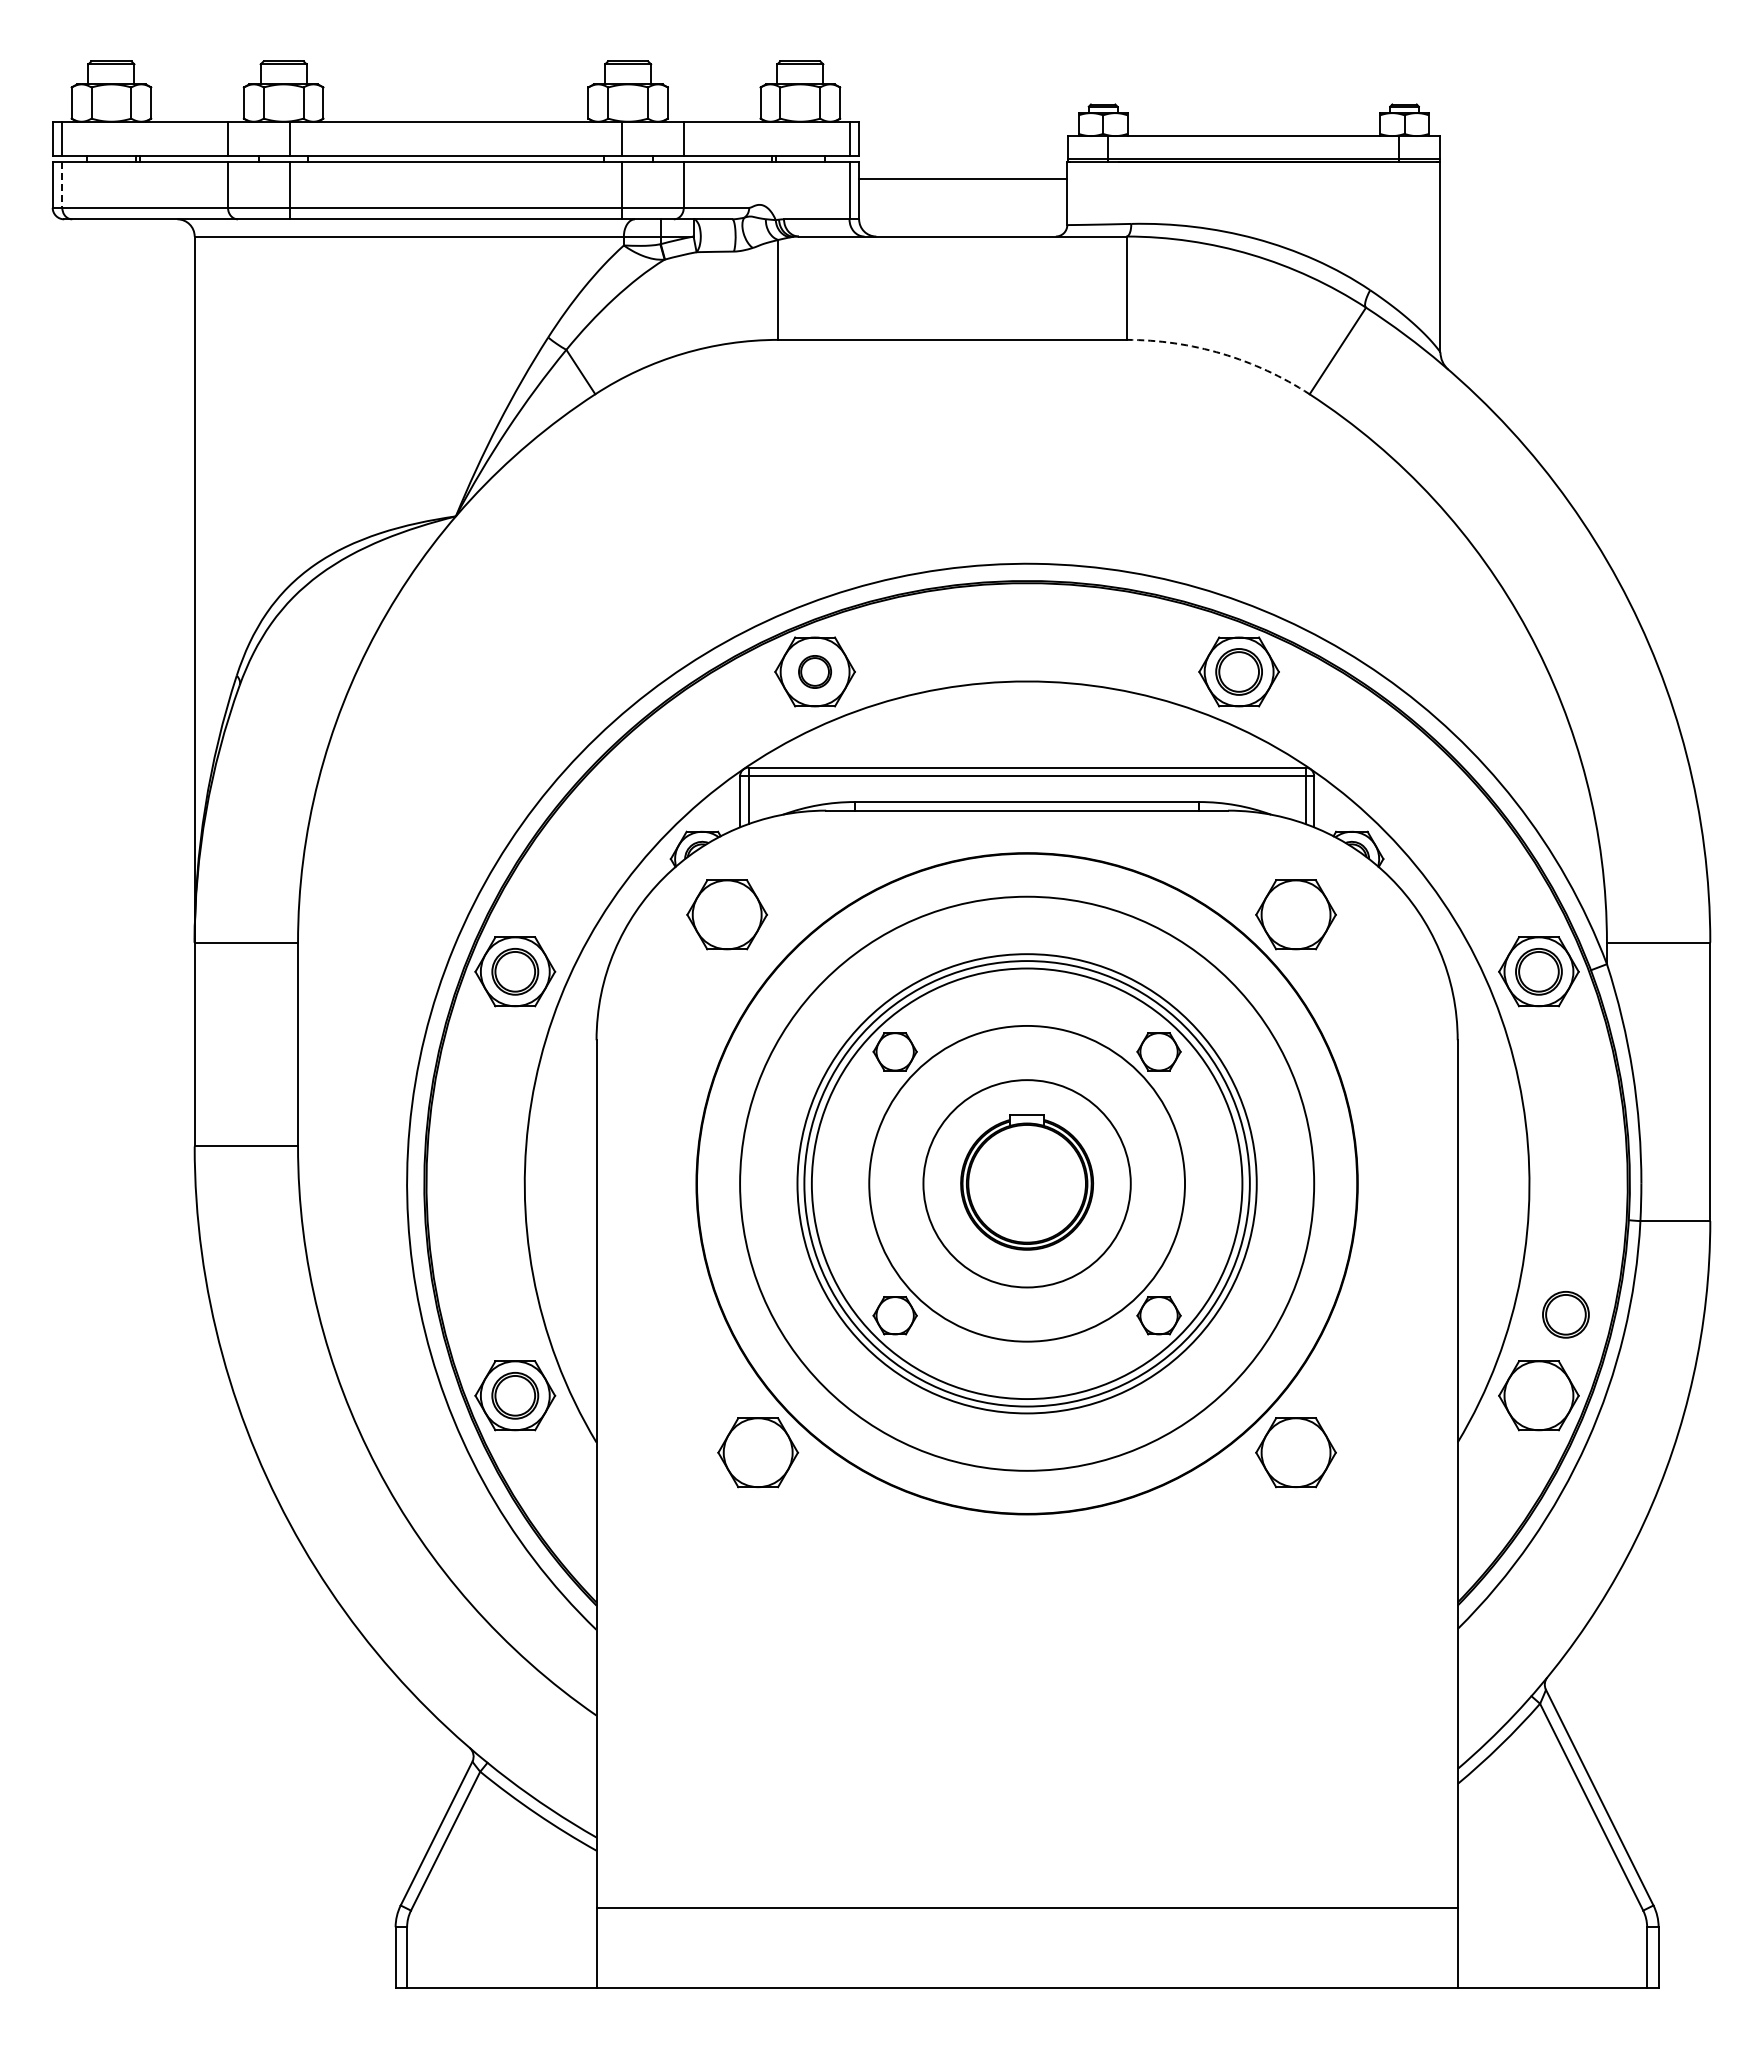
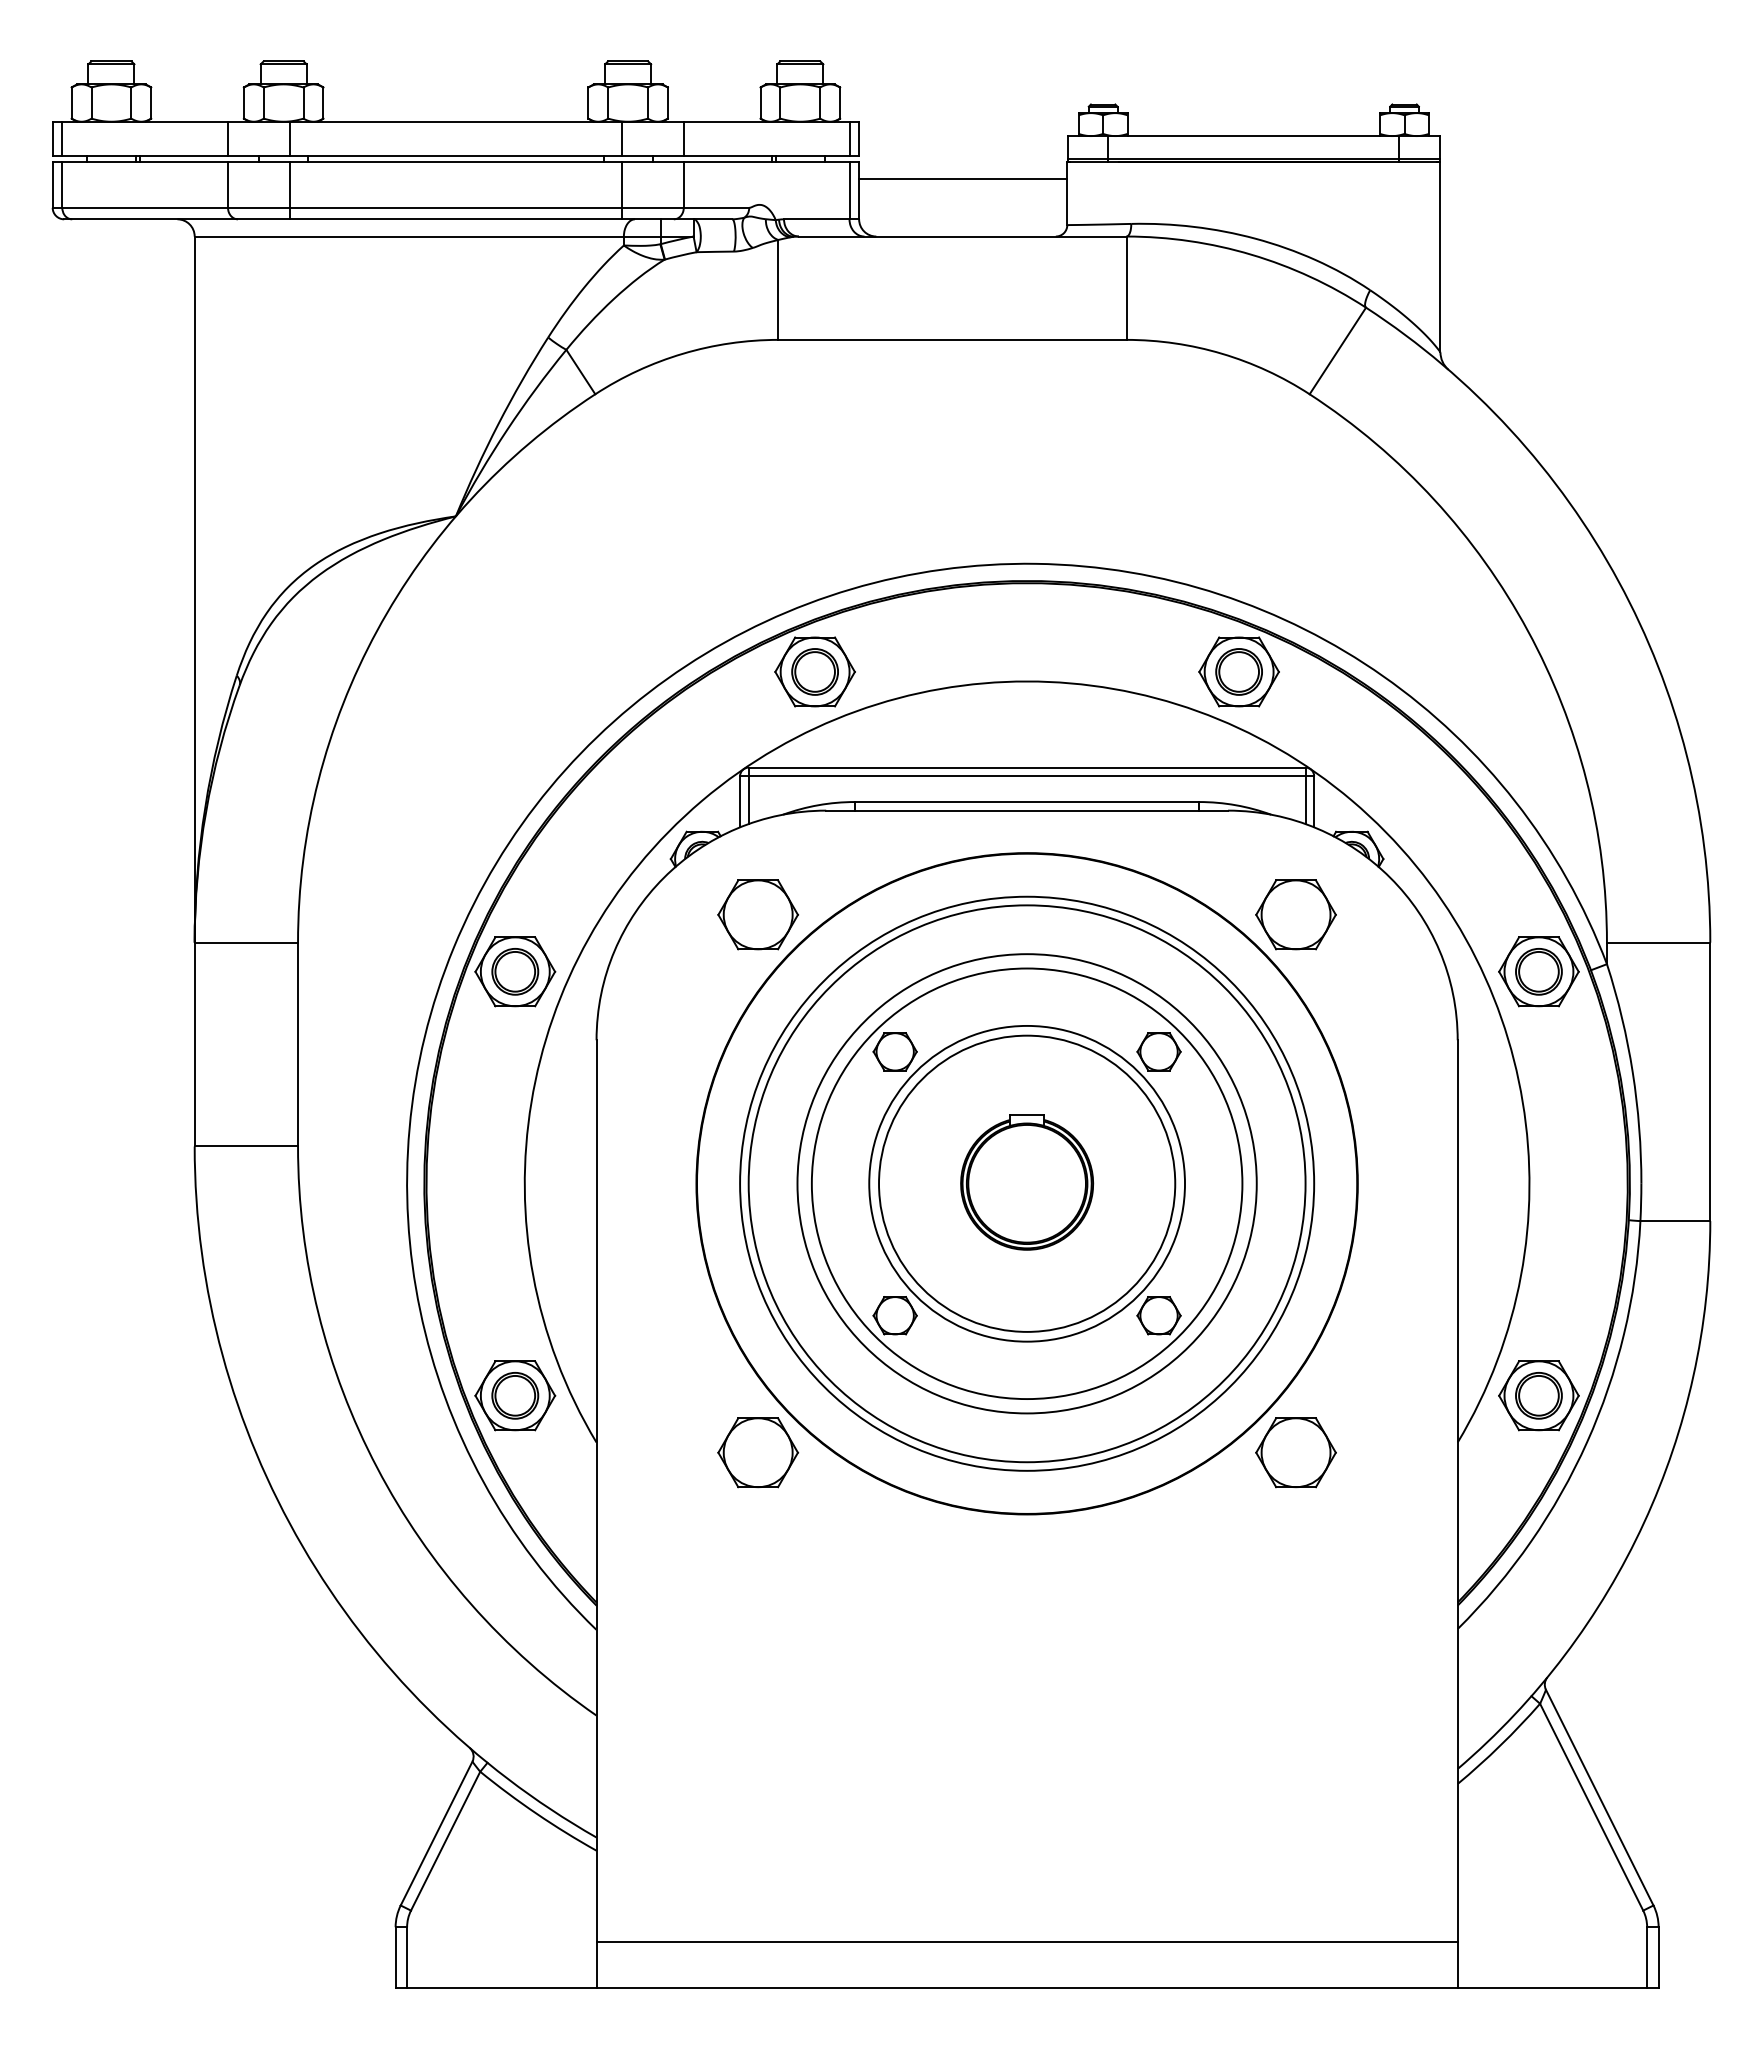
line: dashed -> solid (62, 184)
arc: dashed -> solid (1222, 353)
part size: 34x34 px -> 48x48 px (814, 671)
part position: (726, 914) -> (757, 914) (757, 914)
circle diameter: 207 px -> 296 px (1027, 1183)
circle diameter: 445 px -> 557 px (1026, 1183)
part position: (1565, 1314) -> (1538, 1395) (1538, 1395)
line position: (1026, 1907) -> (1026, 1941) (1026, 1941)
